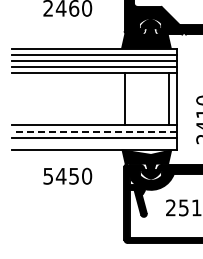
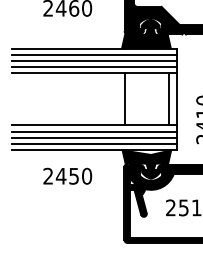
line: dashed -> solid (93, 131)
line: none -> present (94, 143)
text: 5450 -> 2450 (47, 175)
